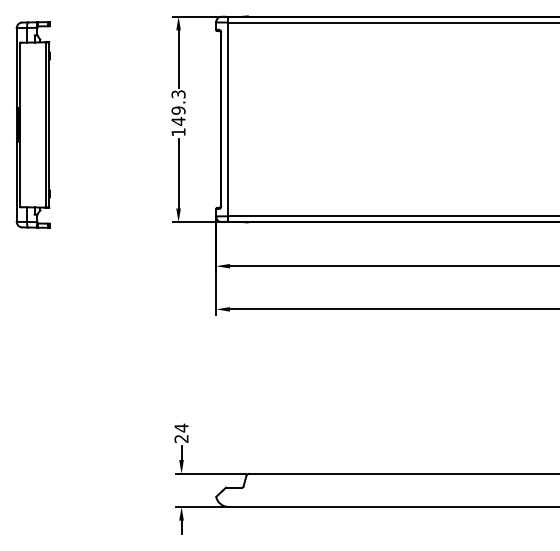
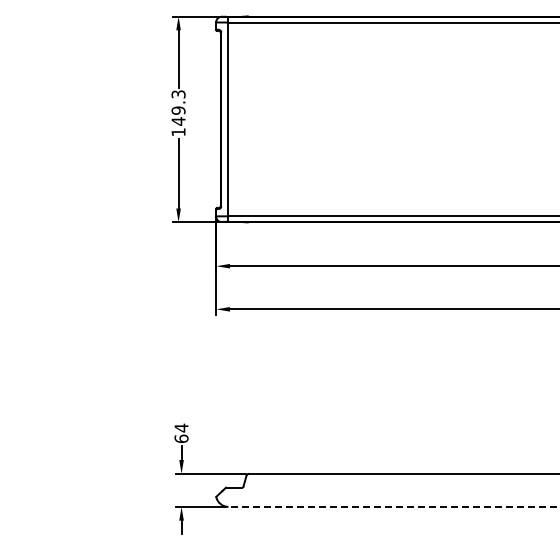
part: present -> none (32, 124)
text: 24 -> 64 (181, 438)
line: solid -> dashed (393, 506)
